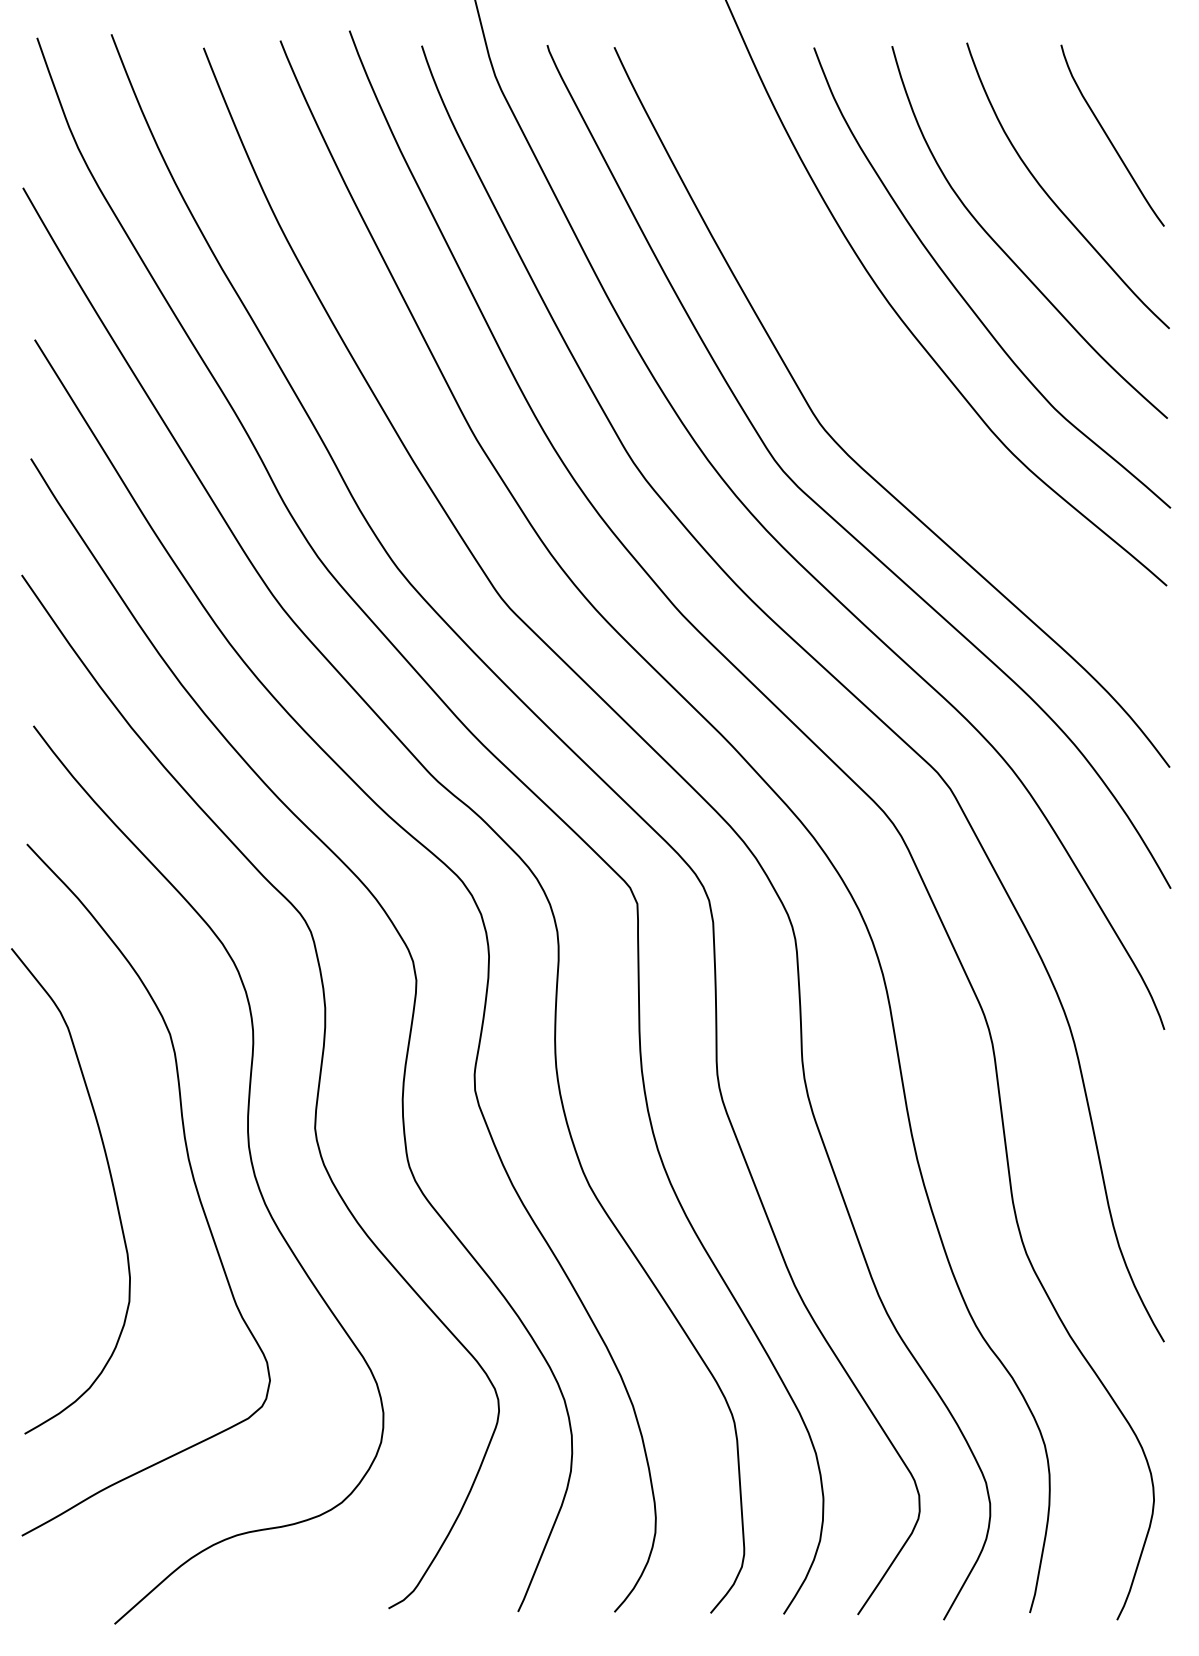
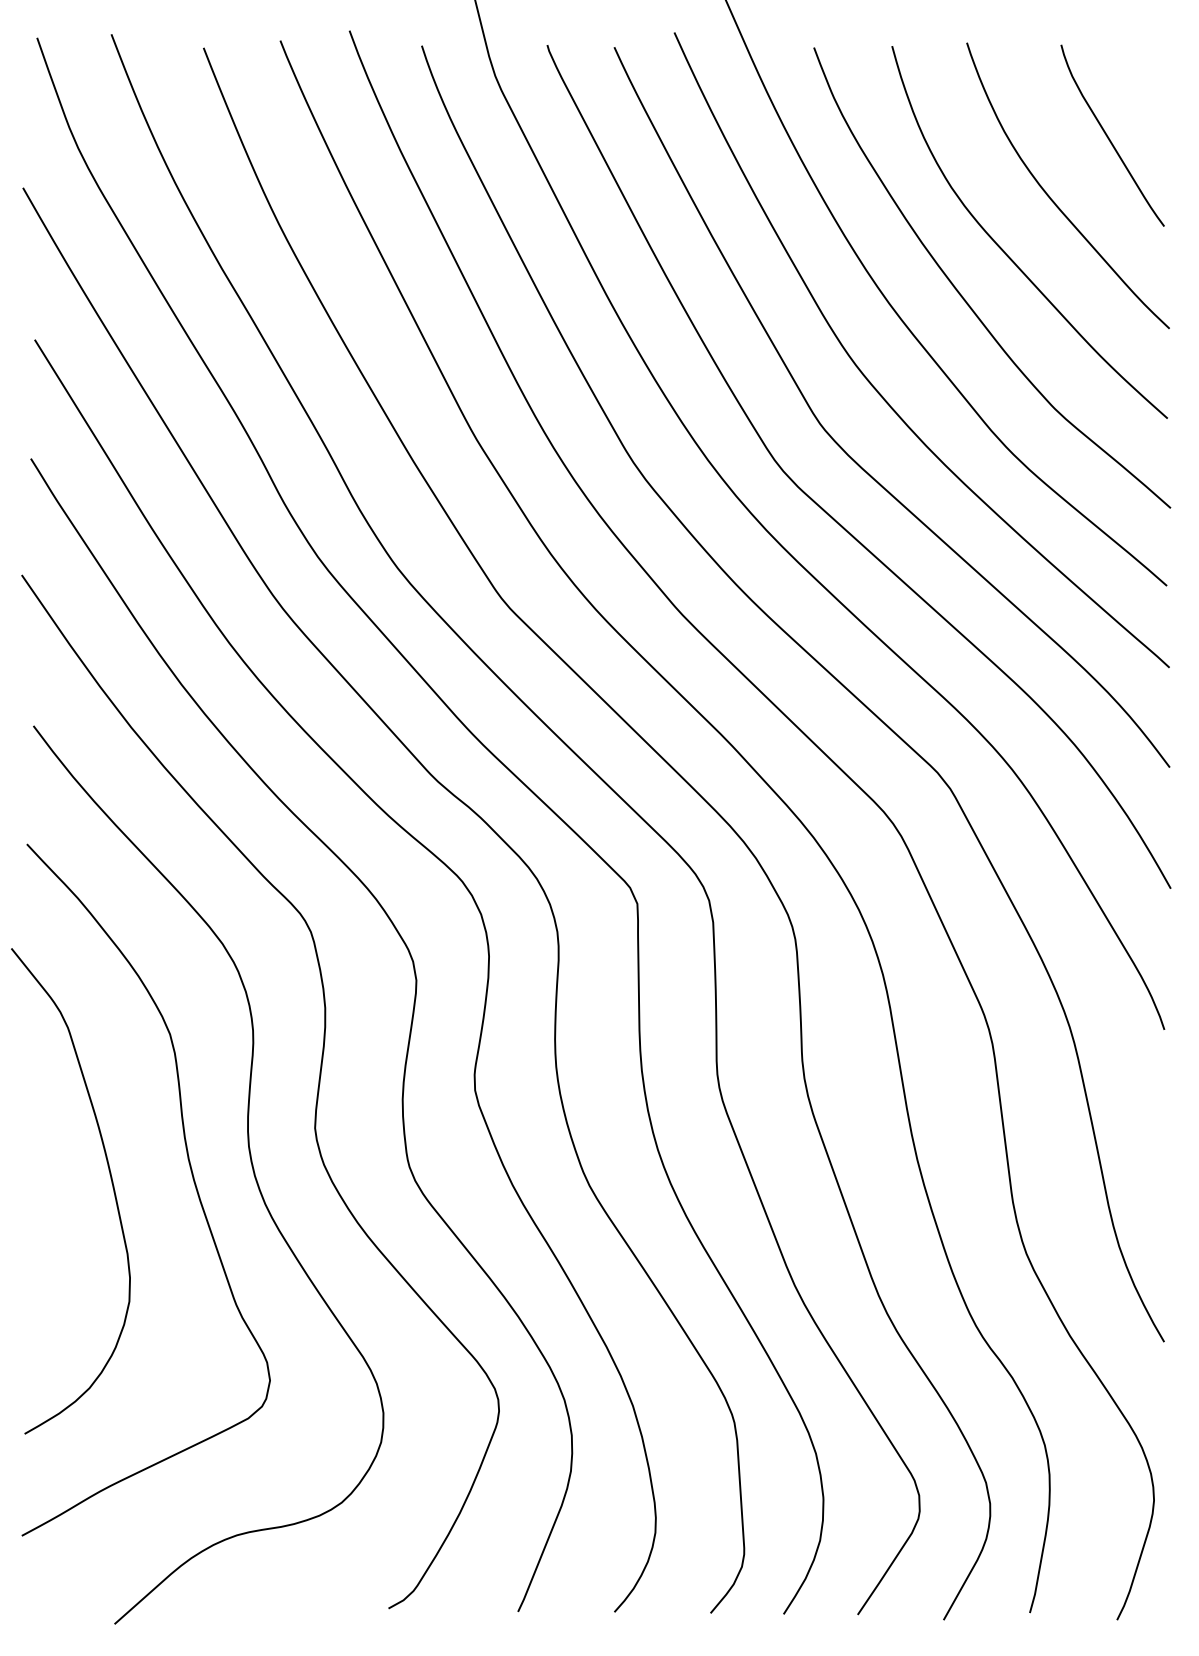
curve: none -> present (877, 389)
